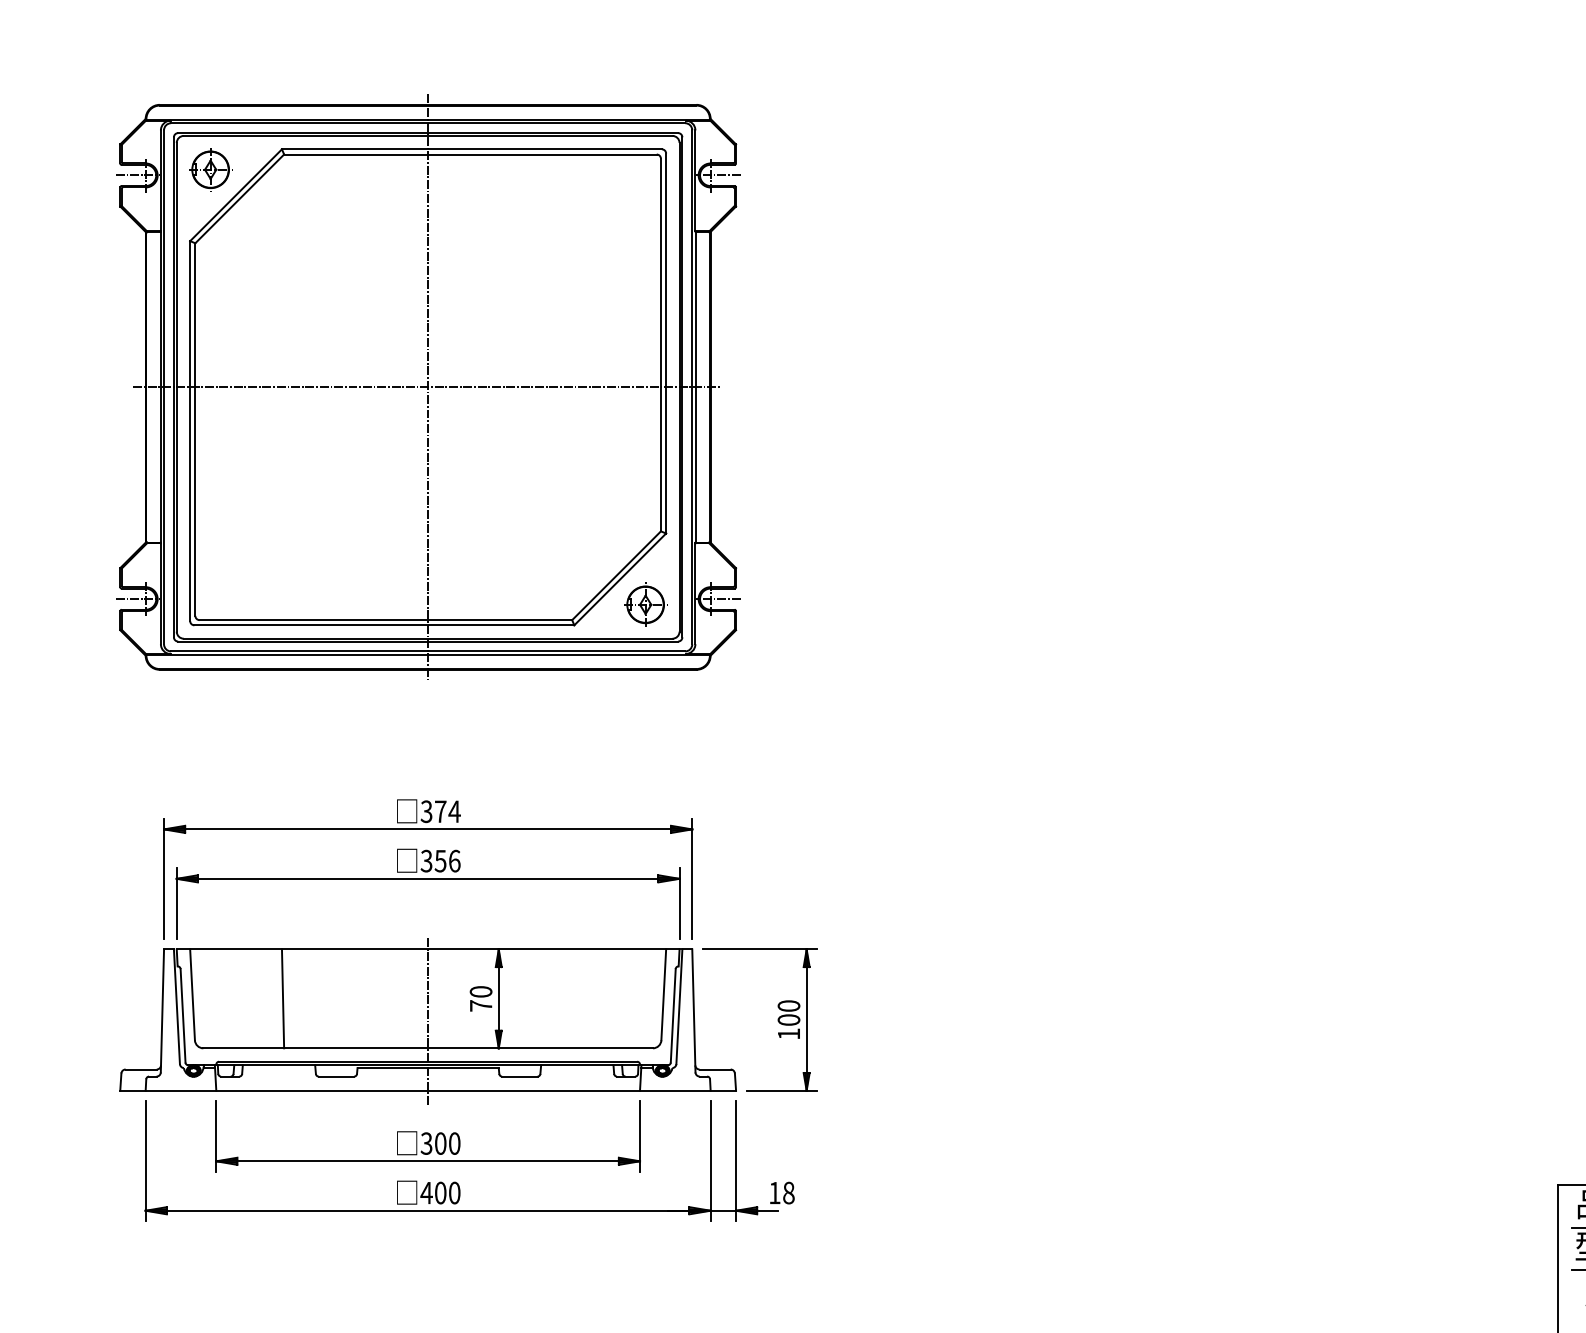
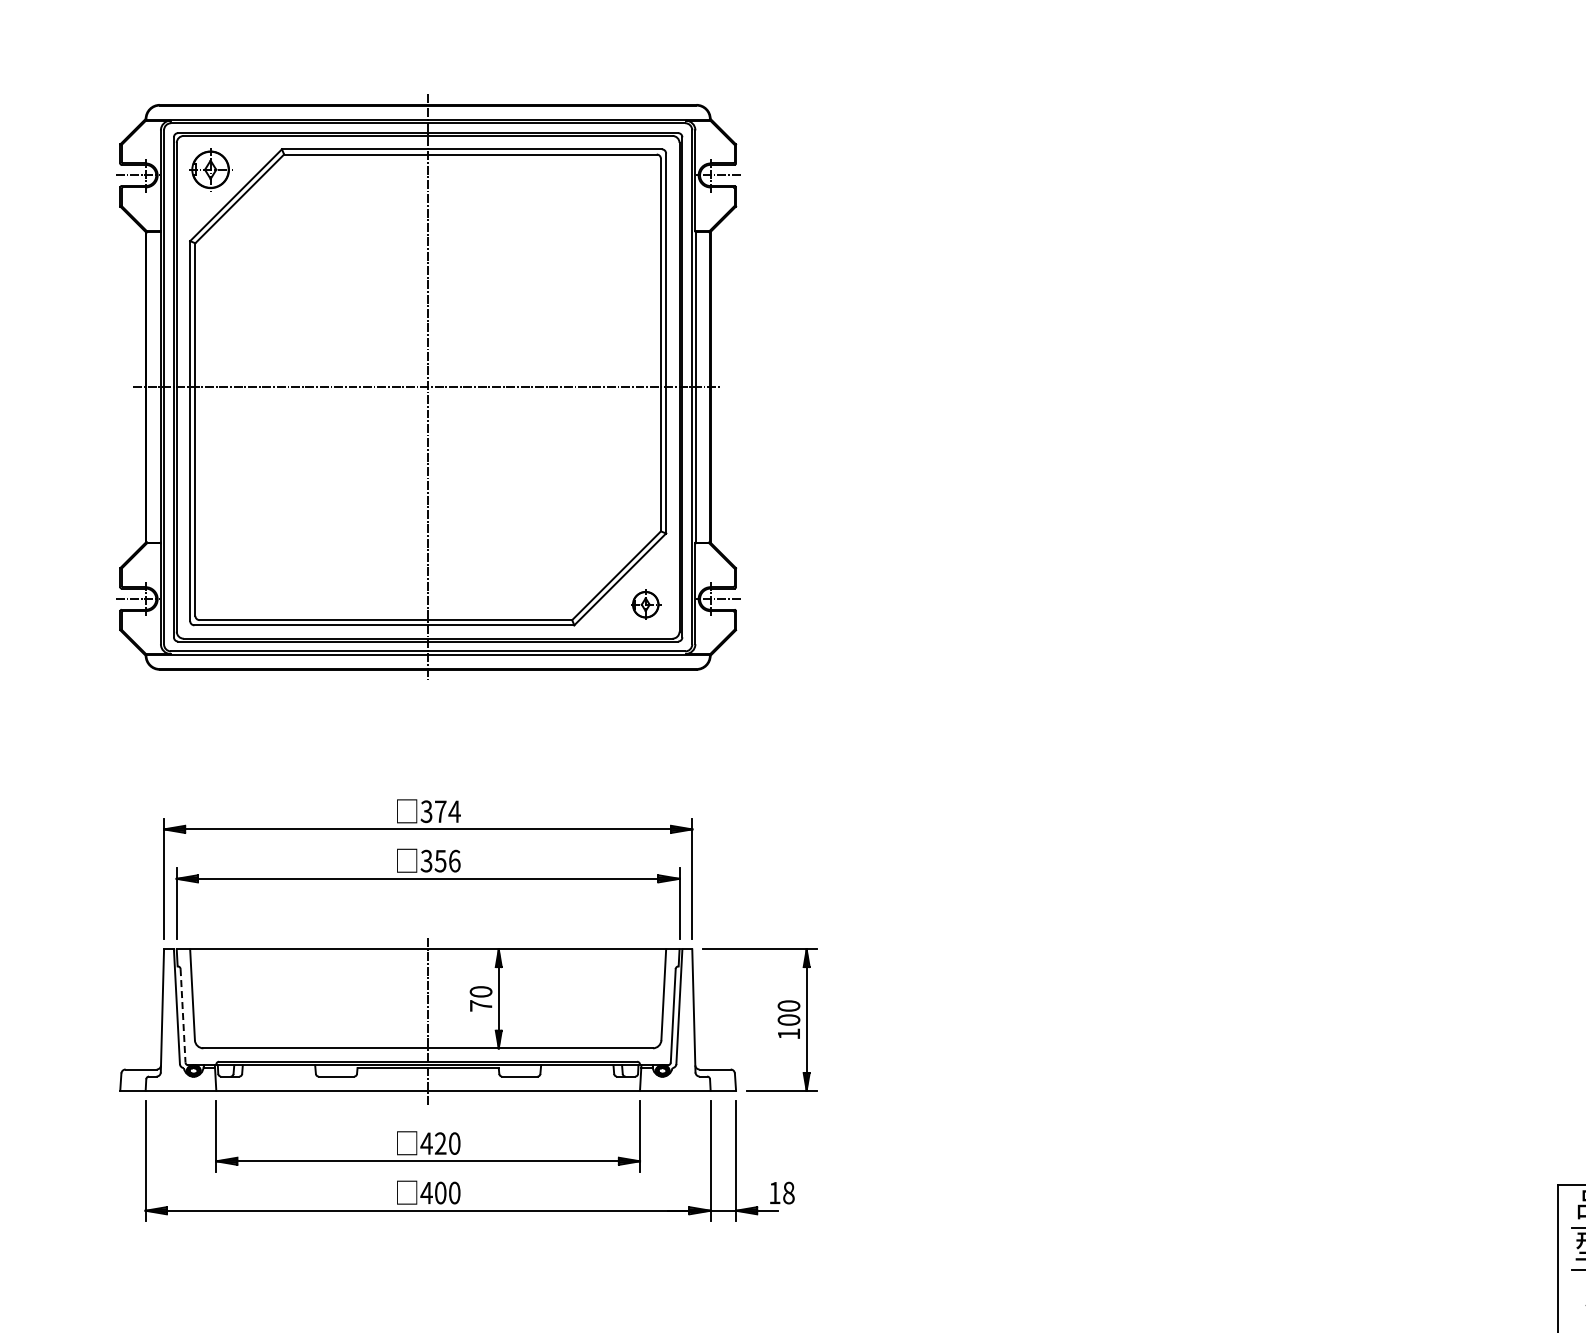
part size: 44x45 px -> 31x31 px (646, 604)
line: present -> none (282, 998)
line: solid -> dashed (183, 1015)
text: 300 -> 420 (433, 1143)
